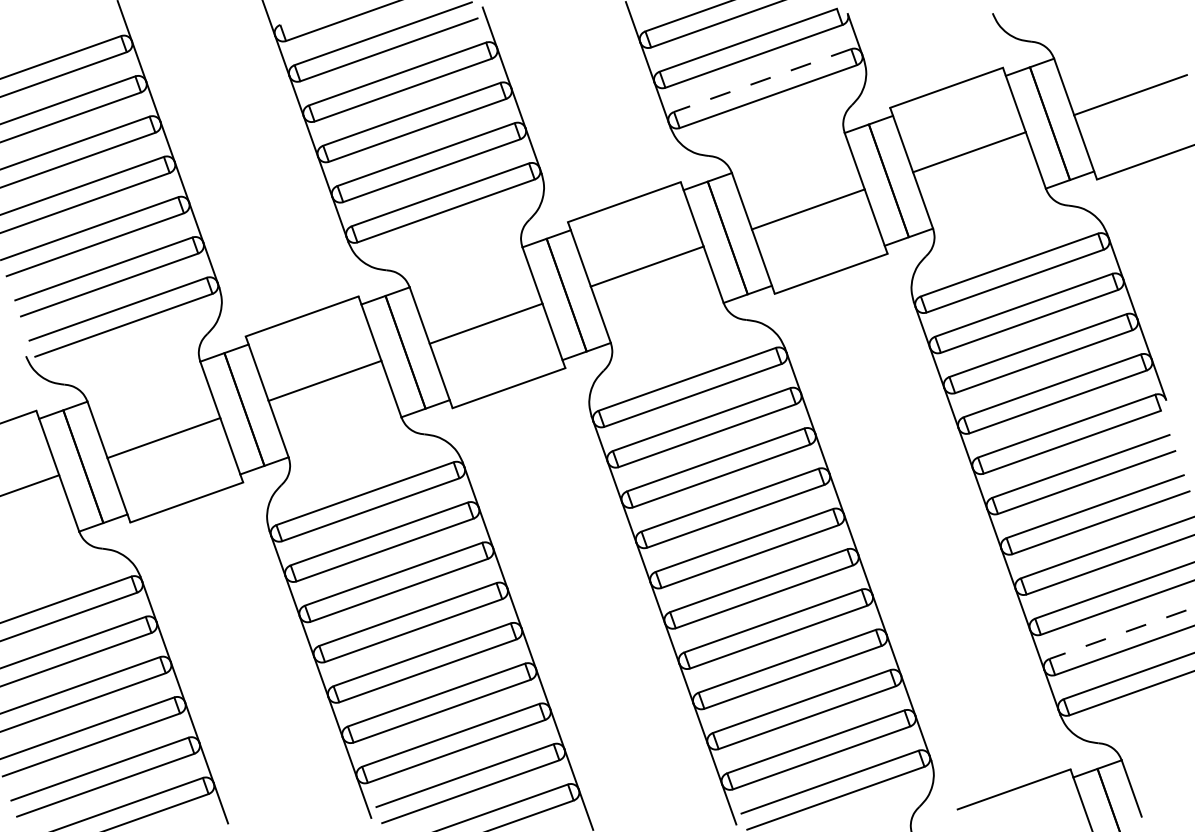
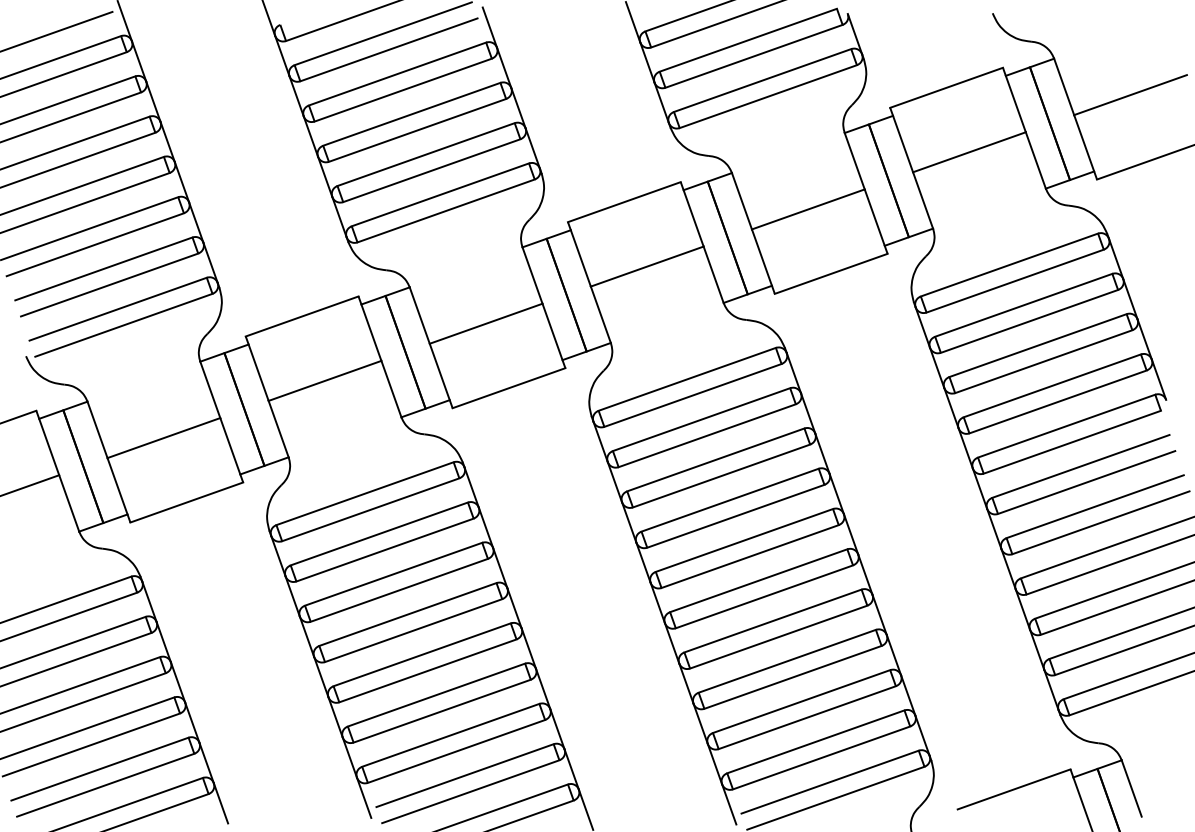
line: none -> present (57, 31)
line: dashed -> solid (762, 80)
line: dashed -> solid (1121, 633)
